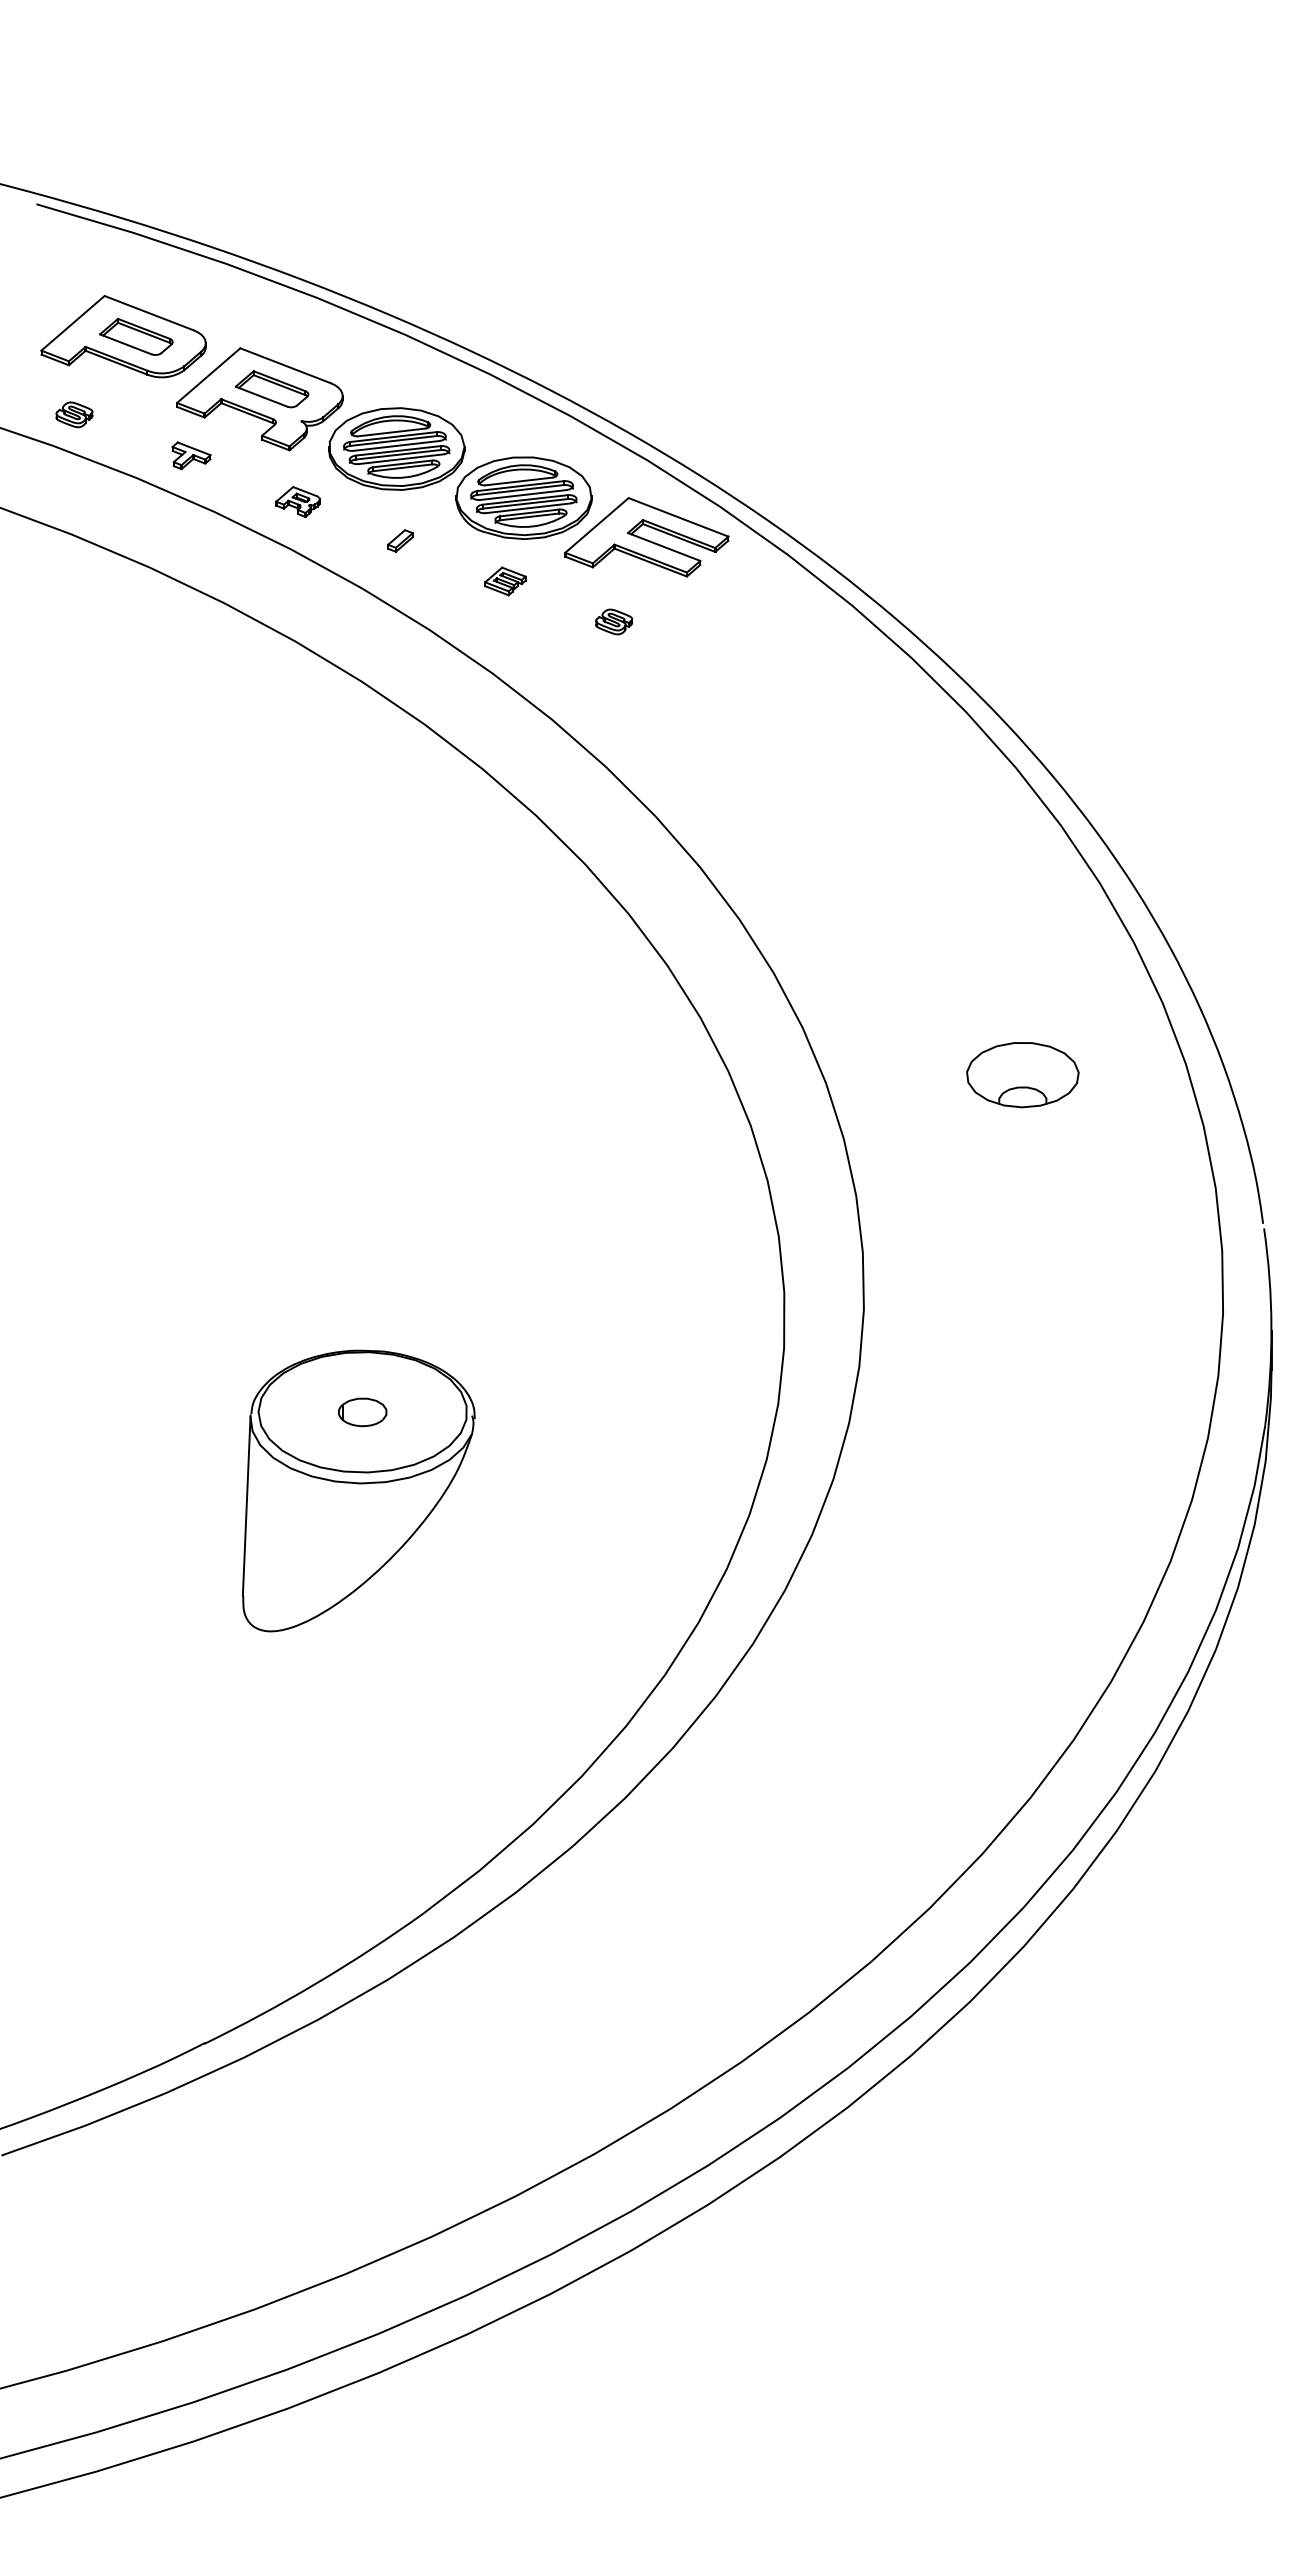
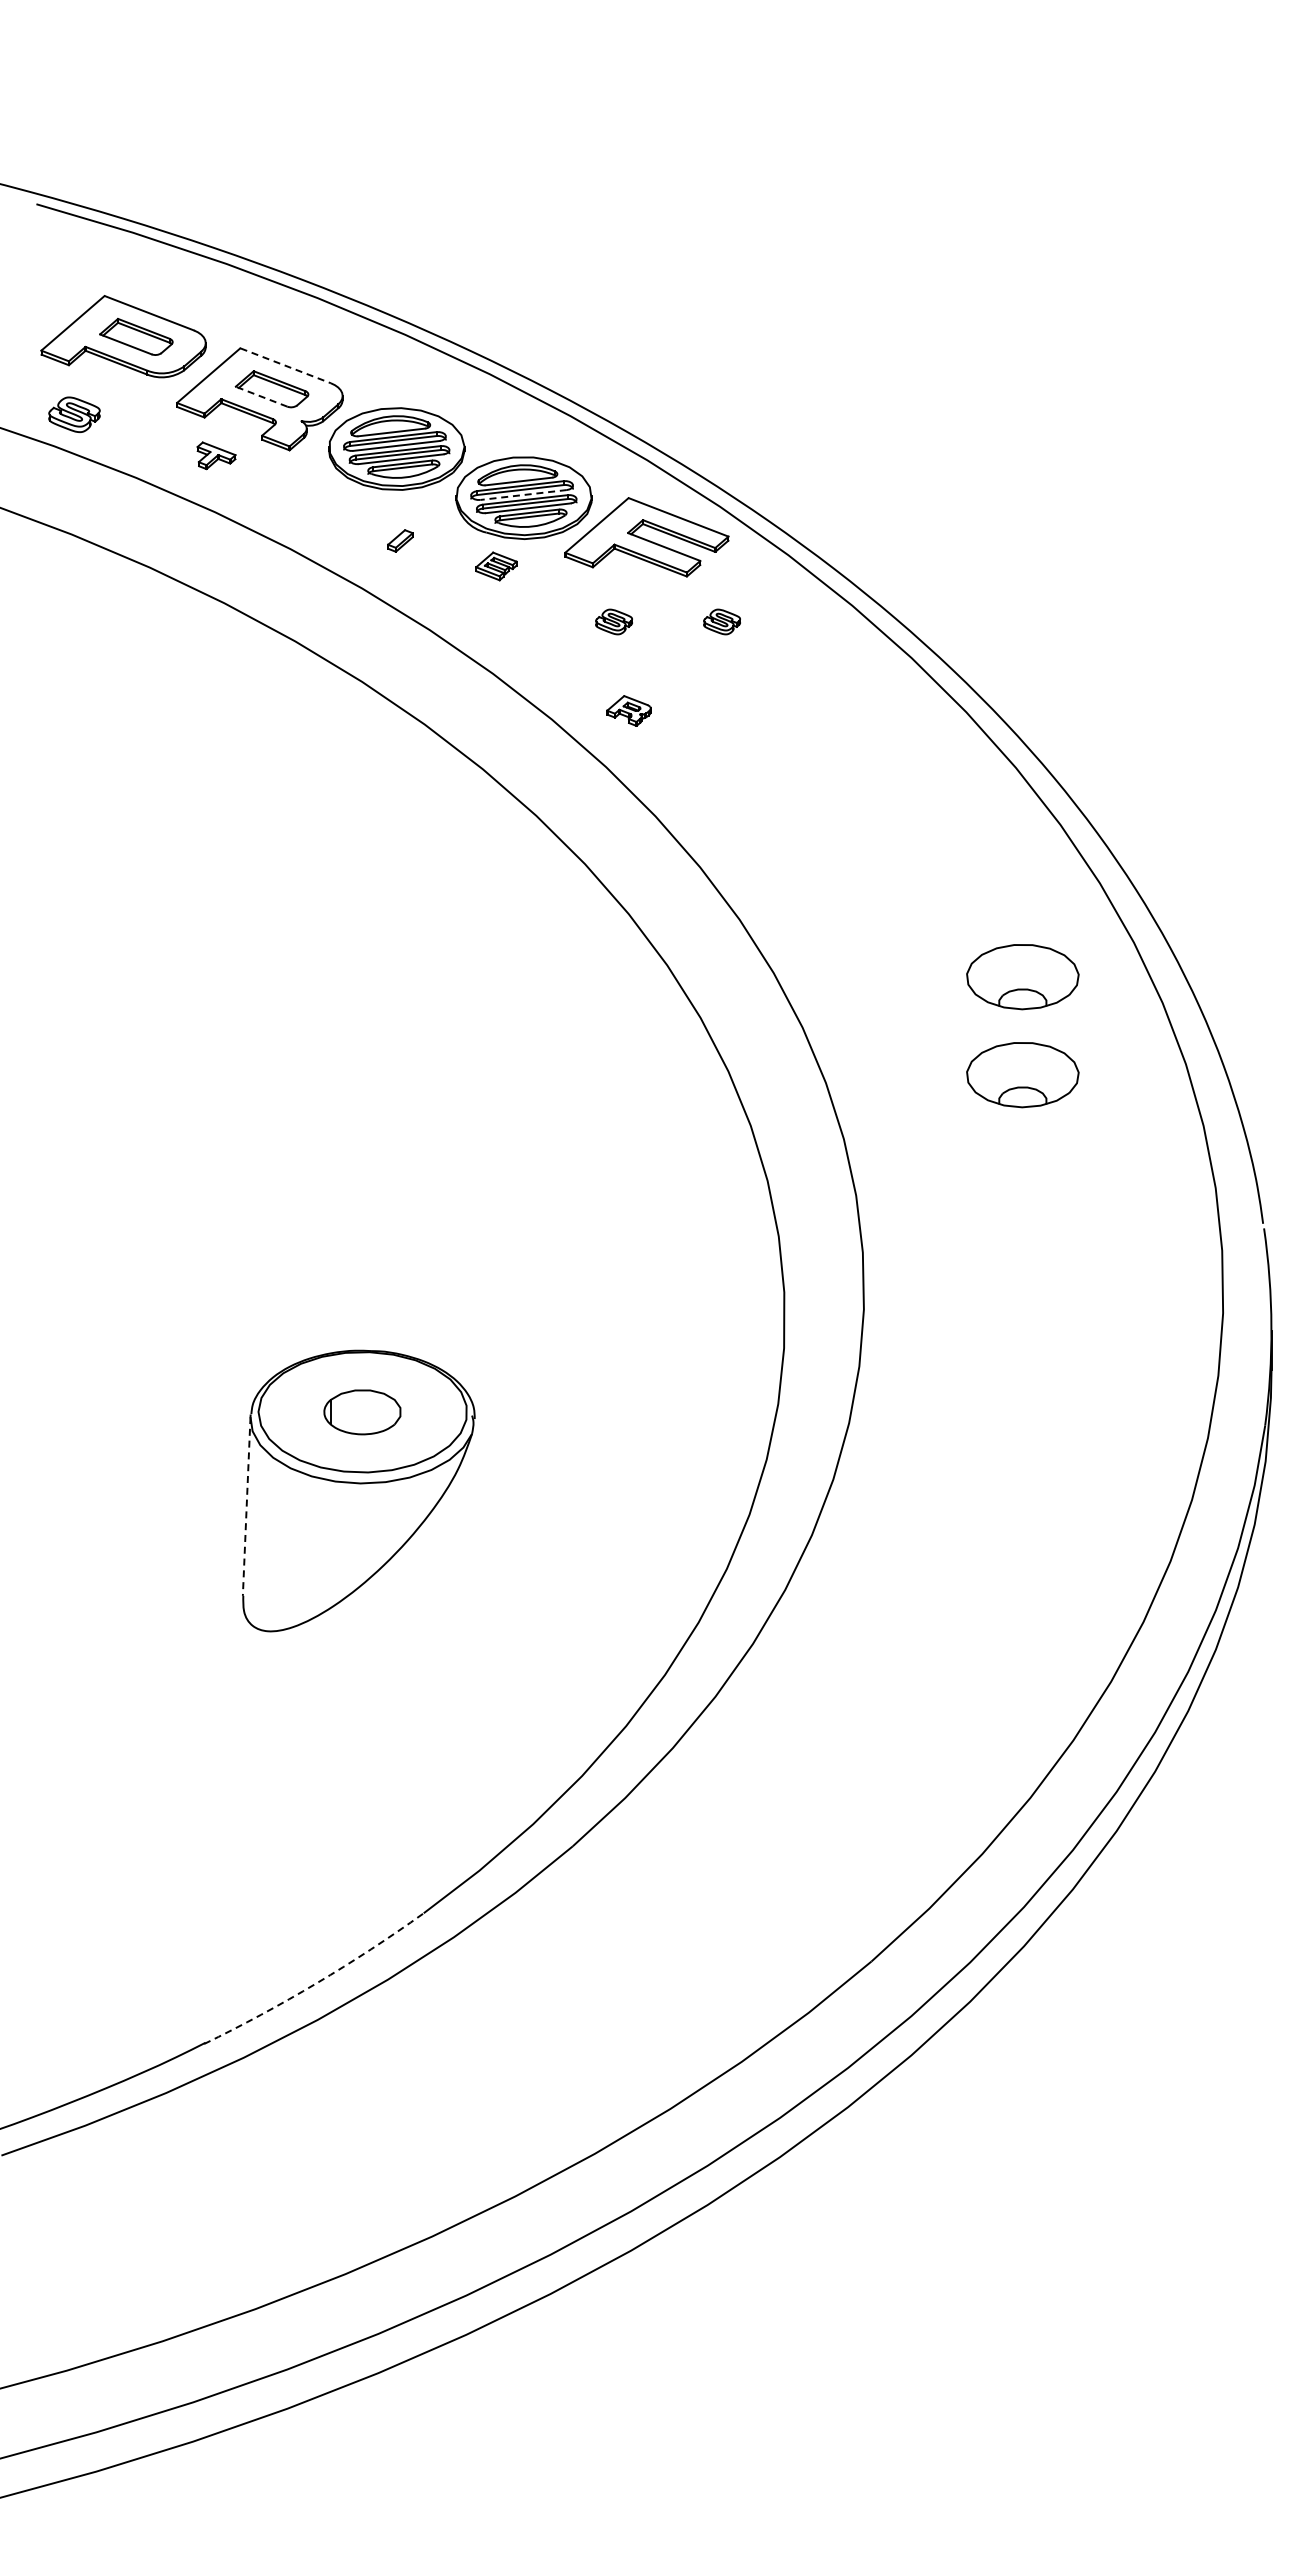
line: solid -> dashed (286, 366)
line: solid -> dashed (261, 396)
part size: 39x28 px -> 53x37 px (74, 414)
part position: (191, 455) -> (216, 455) (216, 455)
line: solid -> dashed (523, 495)
part position: (297, 501) -> (628, 710) (628, 710)
part position: (505, 581) -> (496, 566) (496, 566)
part: none -> present (721, 621)
part: none -> present (1022, 977)
part size: 50x31 px -> 79x47 px (362, 1412)
line: solid -> dashed (246, 1506)
arc: solid -> dashed (316, 1983)
